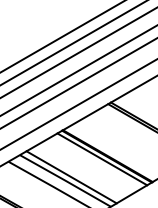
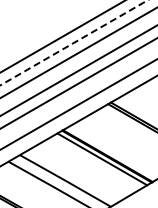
line: solid -> dashed (74, 42)
line: present -> none (71, 177)
